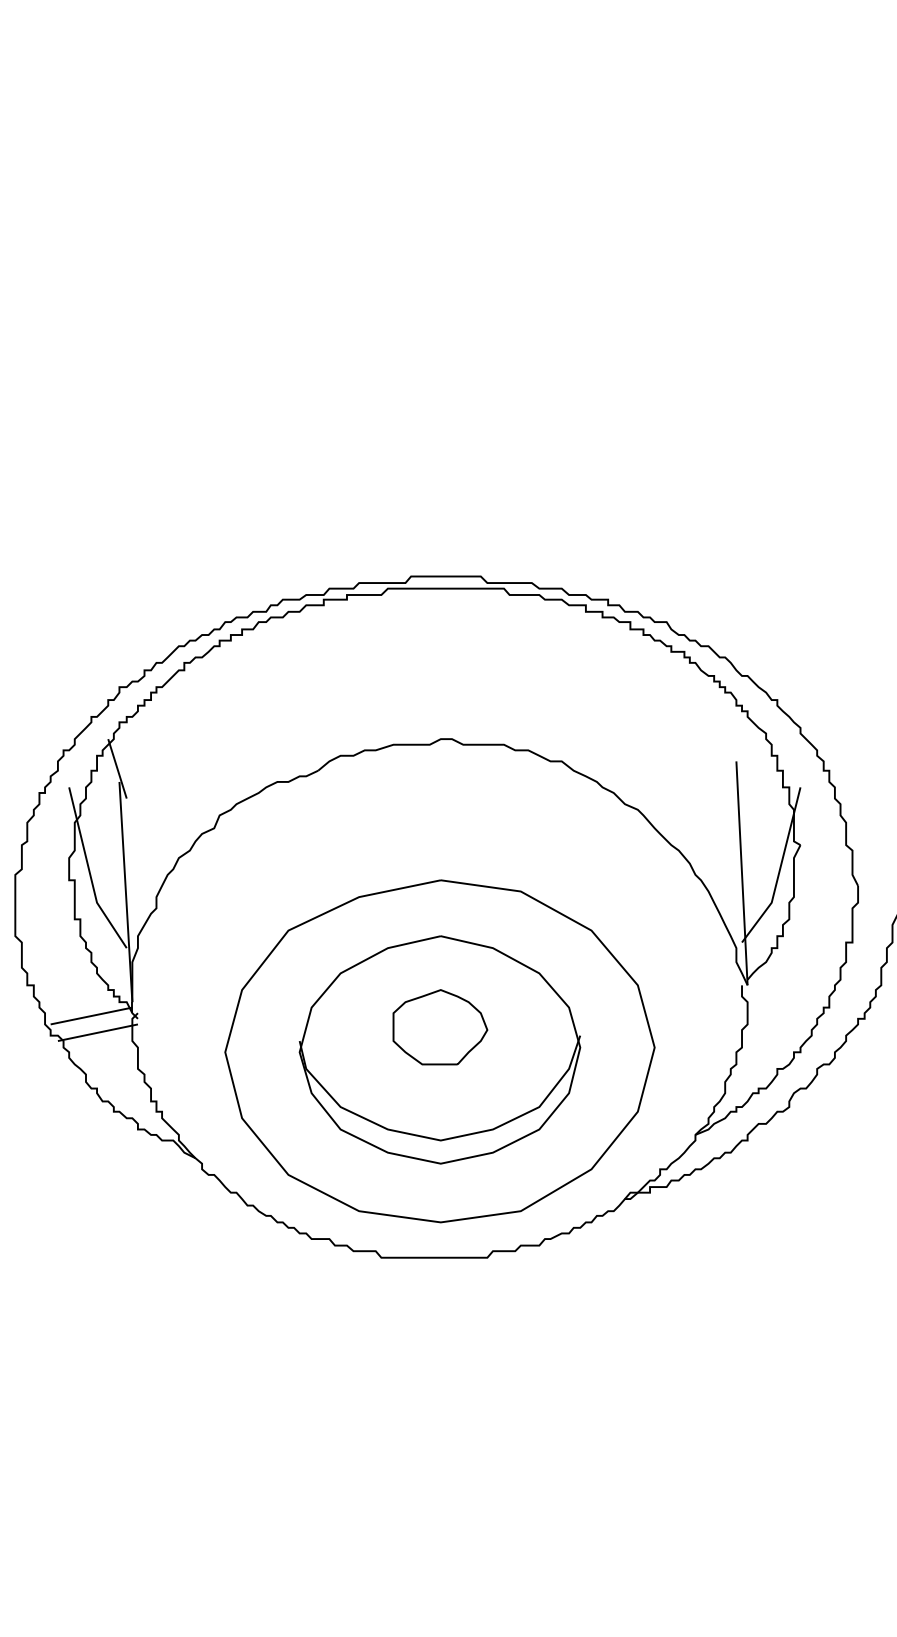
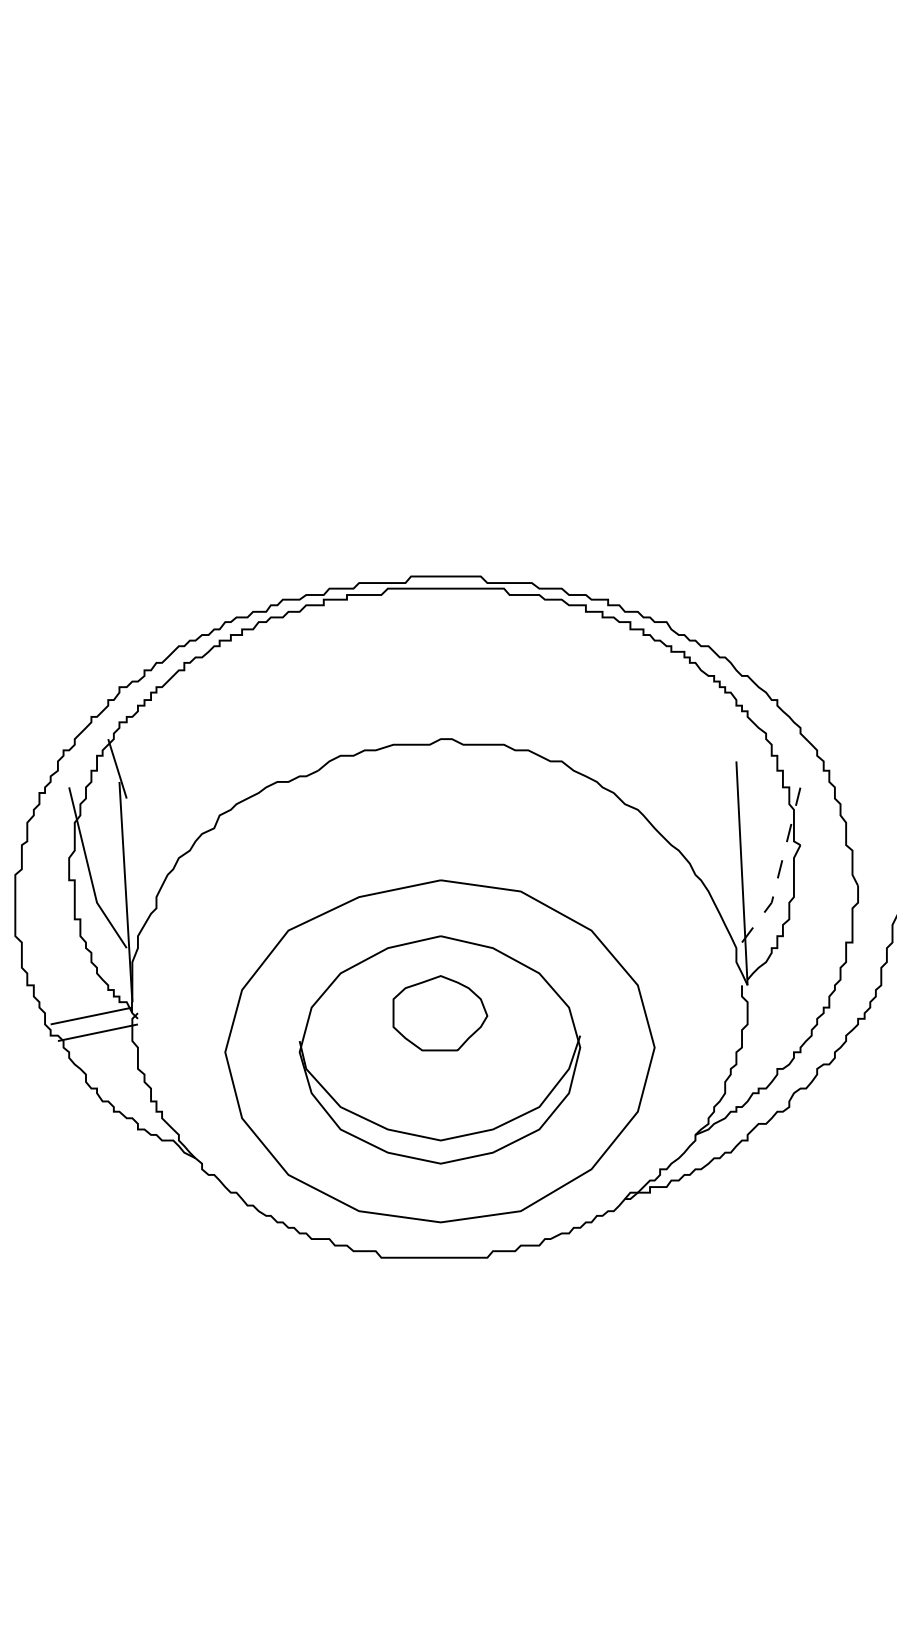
line: solid -> dashed (779, 869)
part position: (440, 1027) -> (440, 1013) (440, 1013)
